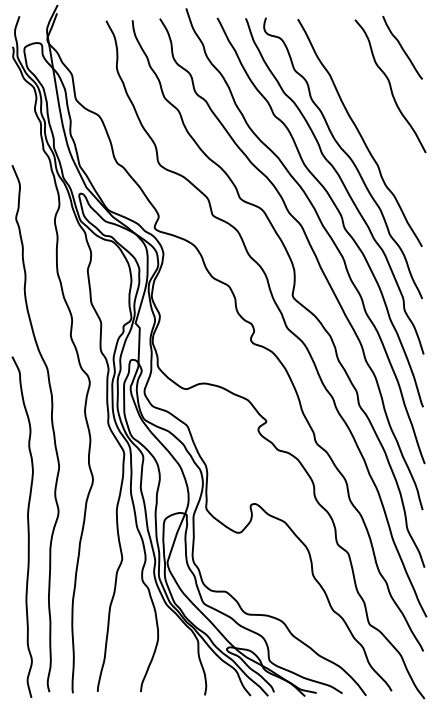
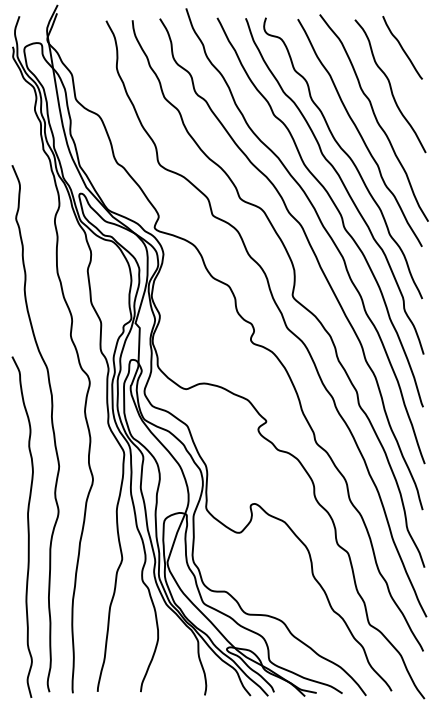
curve: none -> present (374, 117)
